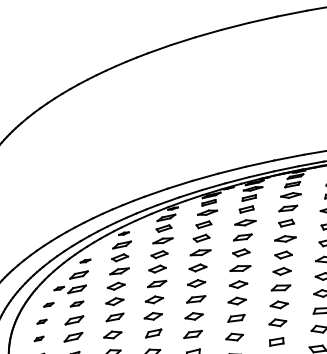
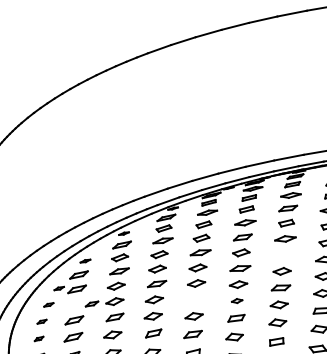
part: present -> none (283, 254)
part: present -> none (196, 299)
part size: 20x10 px -> 13x7 px (237, 301)
part position: (76, 303) -> (91, 303) (91, 303)
